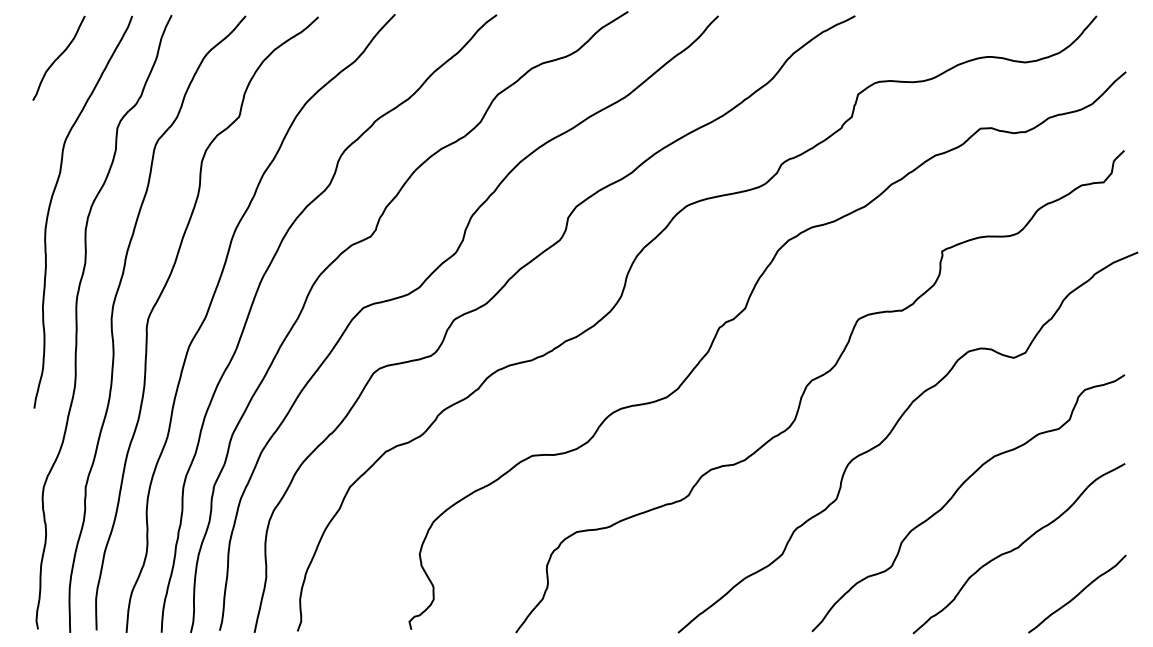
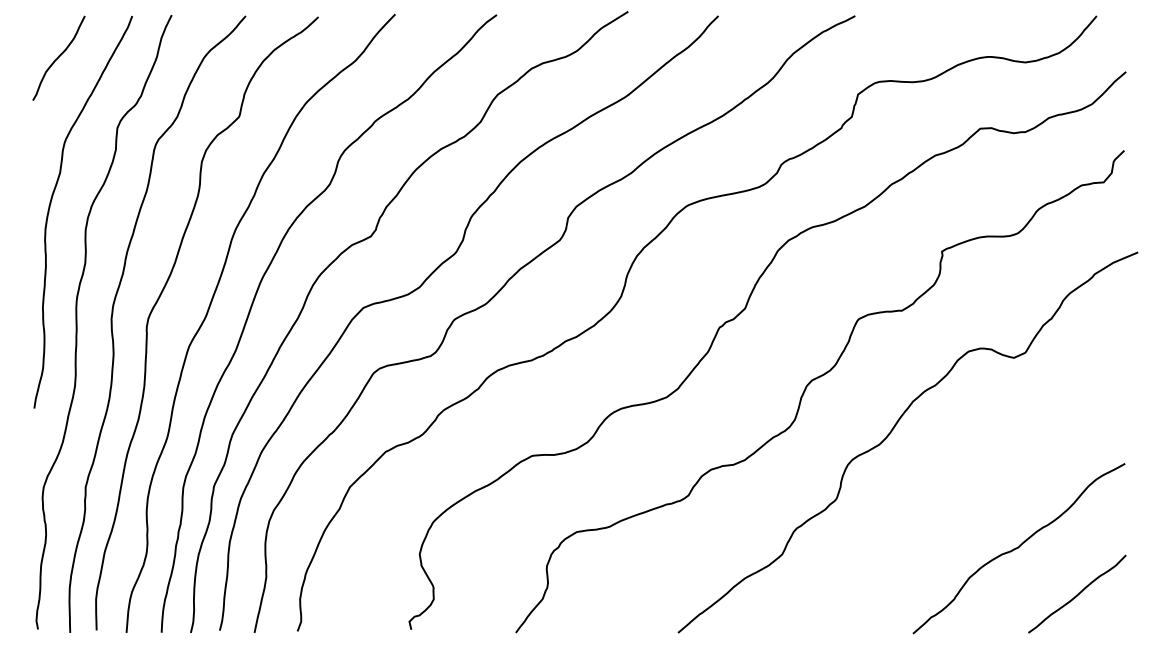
curve: present -> none (955, 494)
